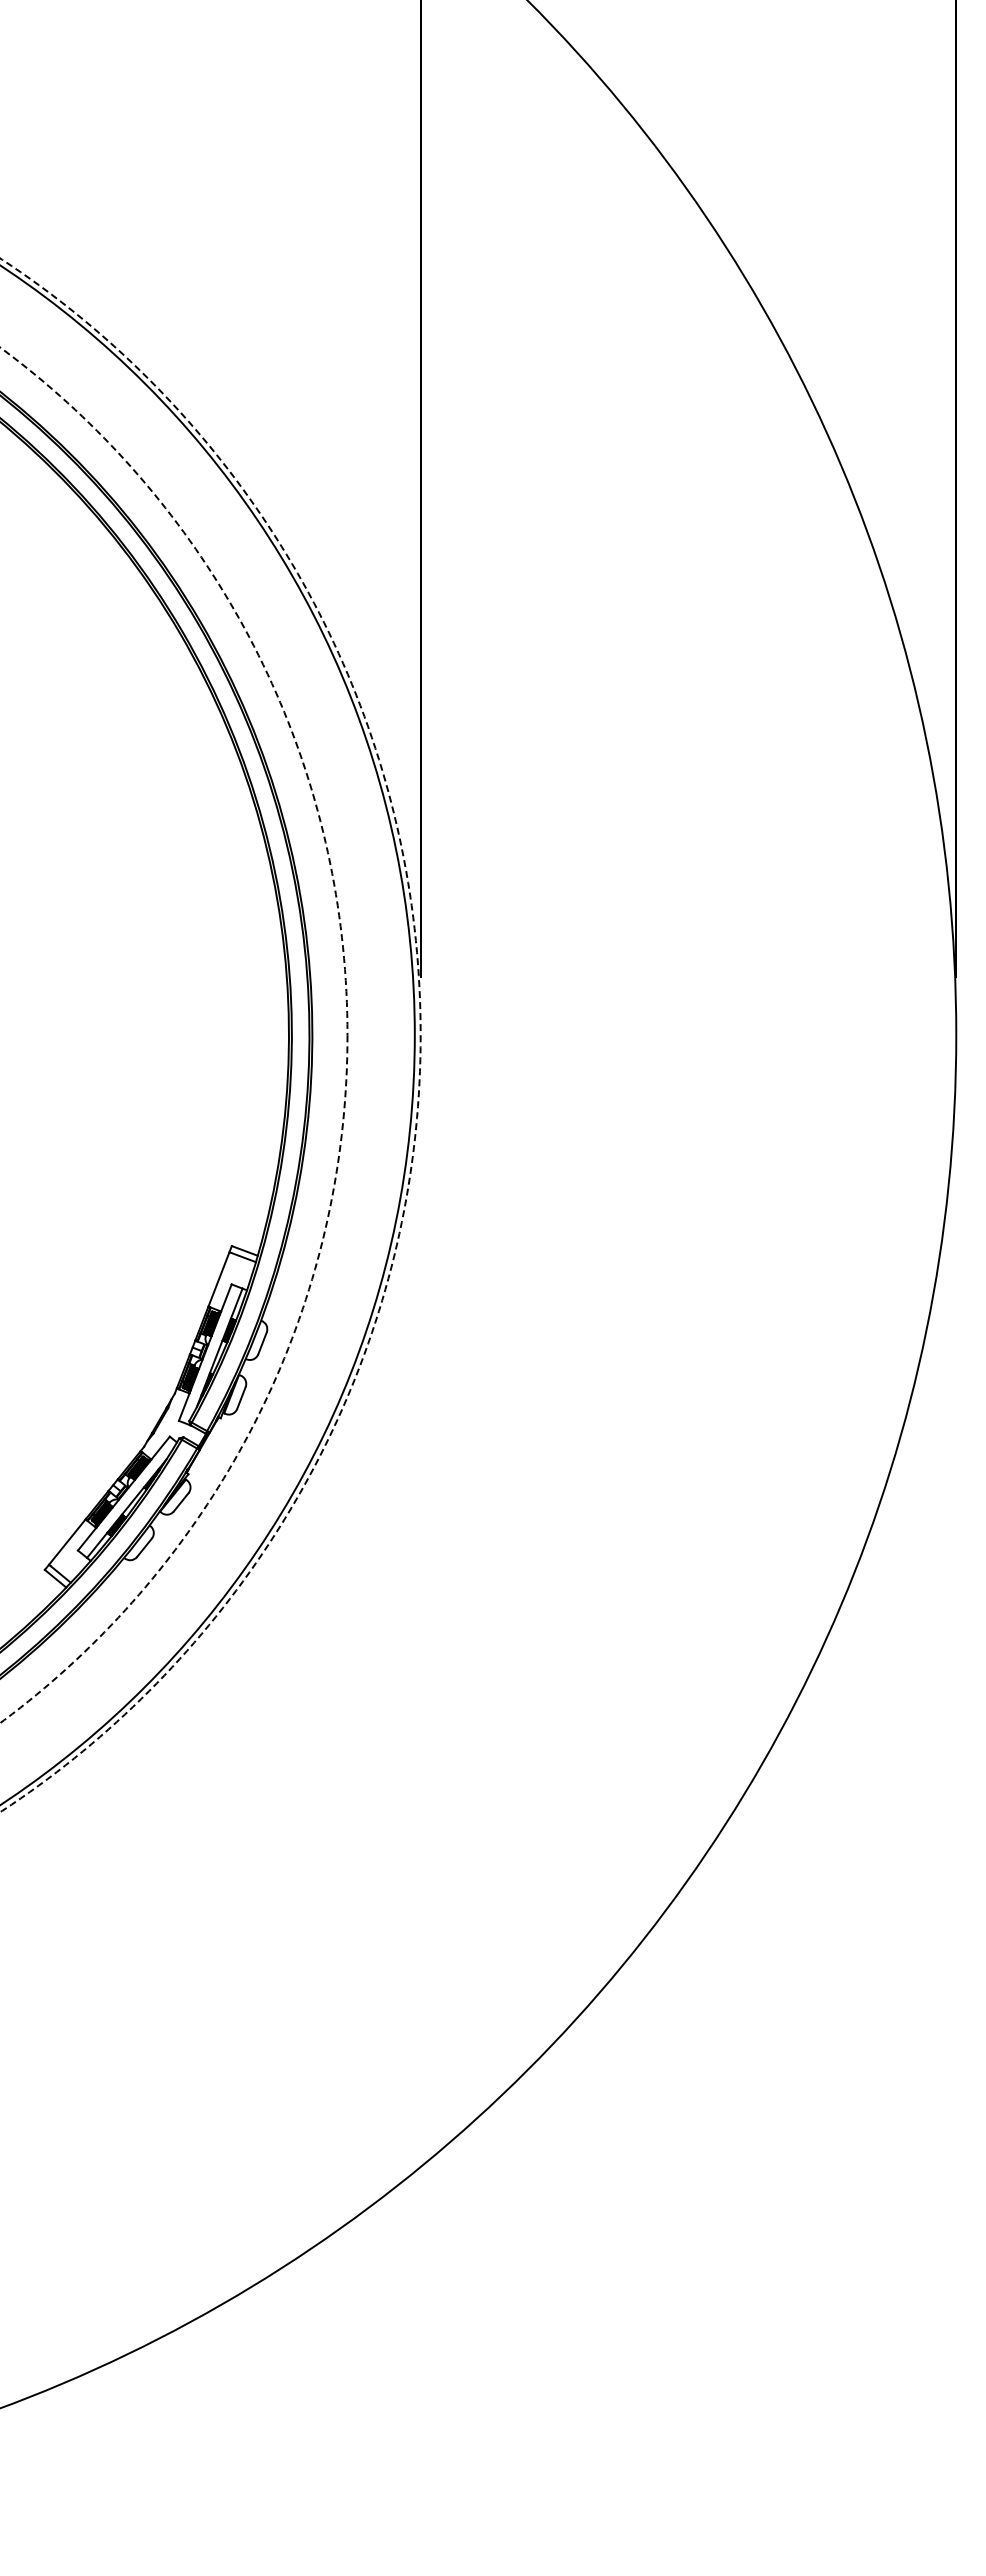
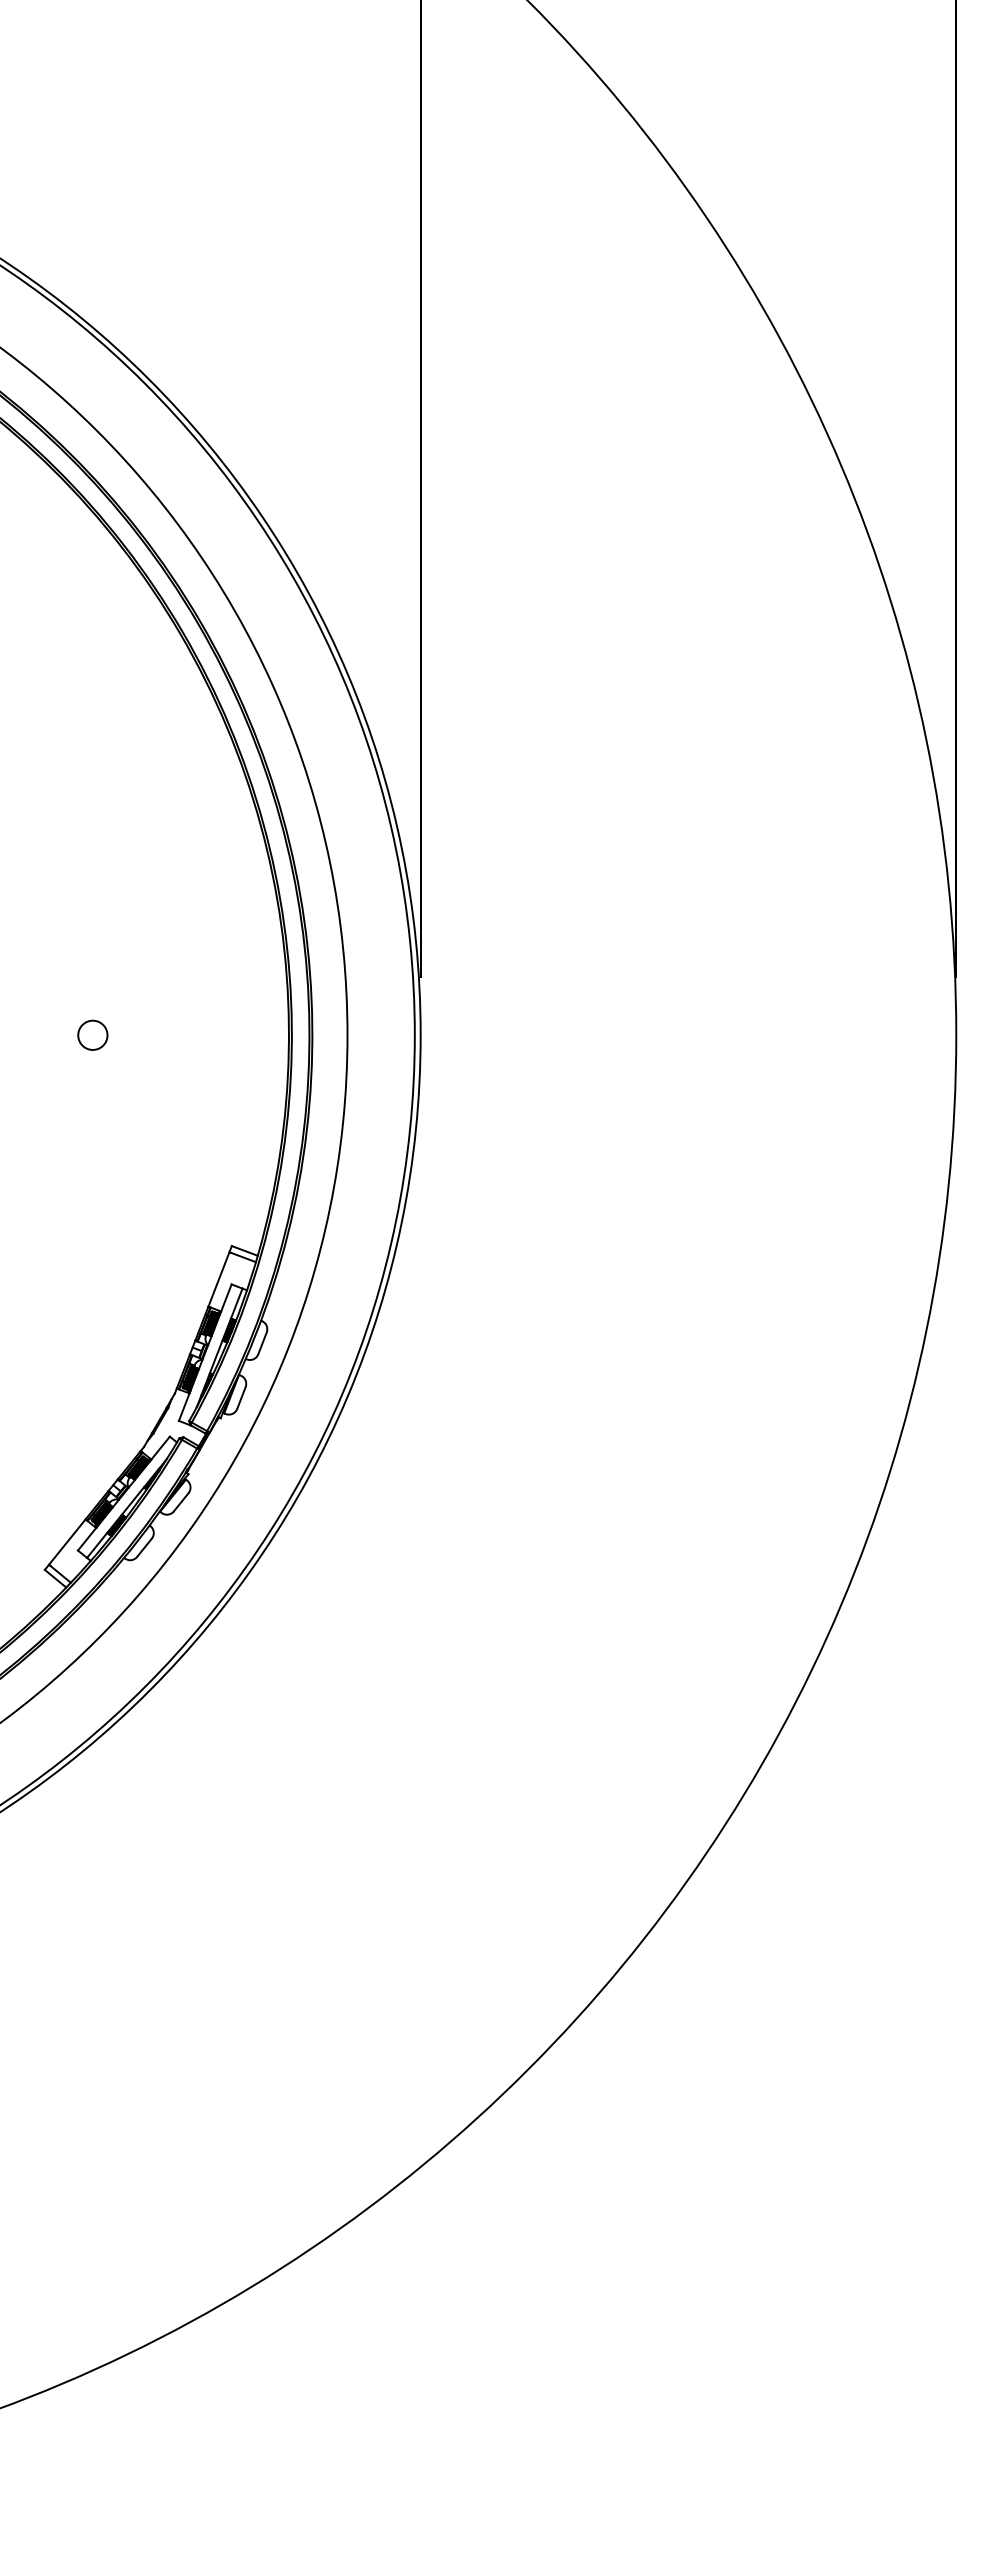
circle: none -> present (92, 1034)
circle: dashed -> solid (173, 1035)
circle: dashed -> solid (210, 1035)
